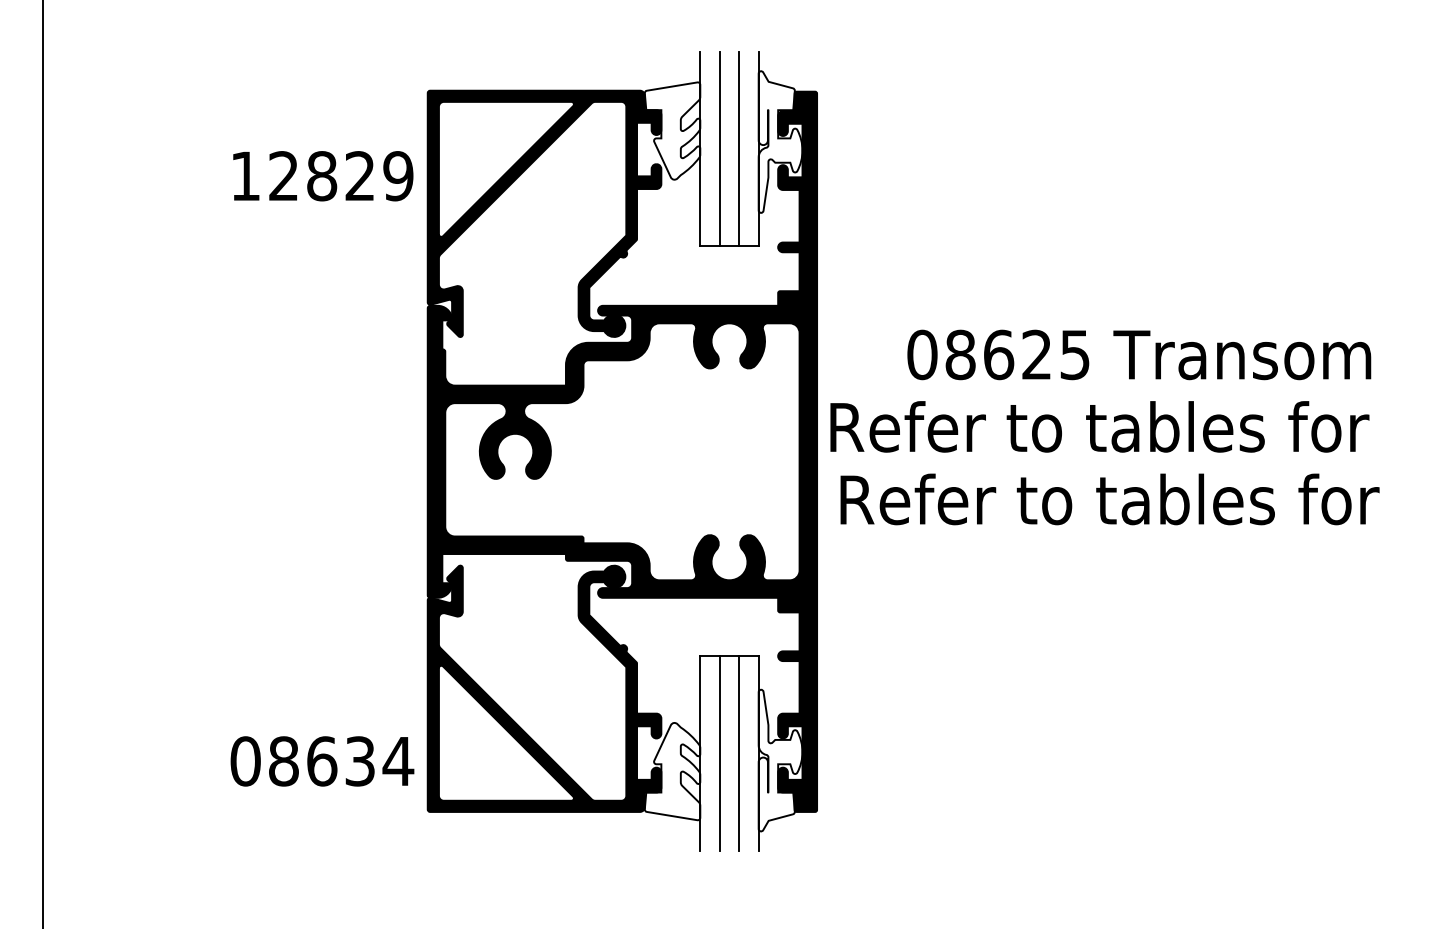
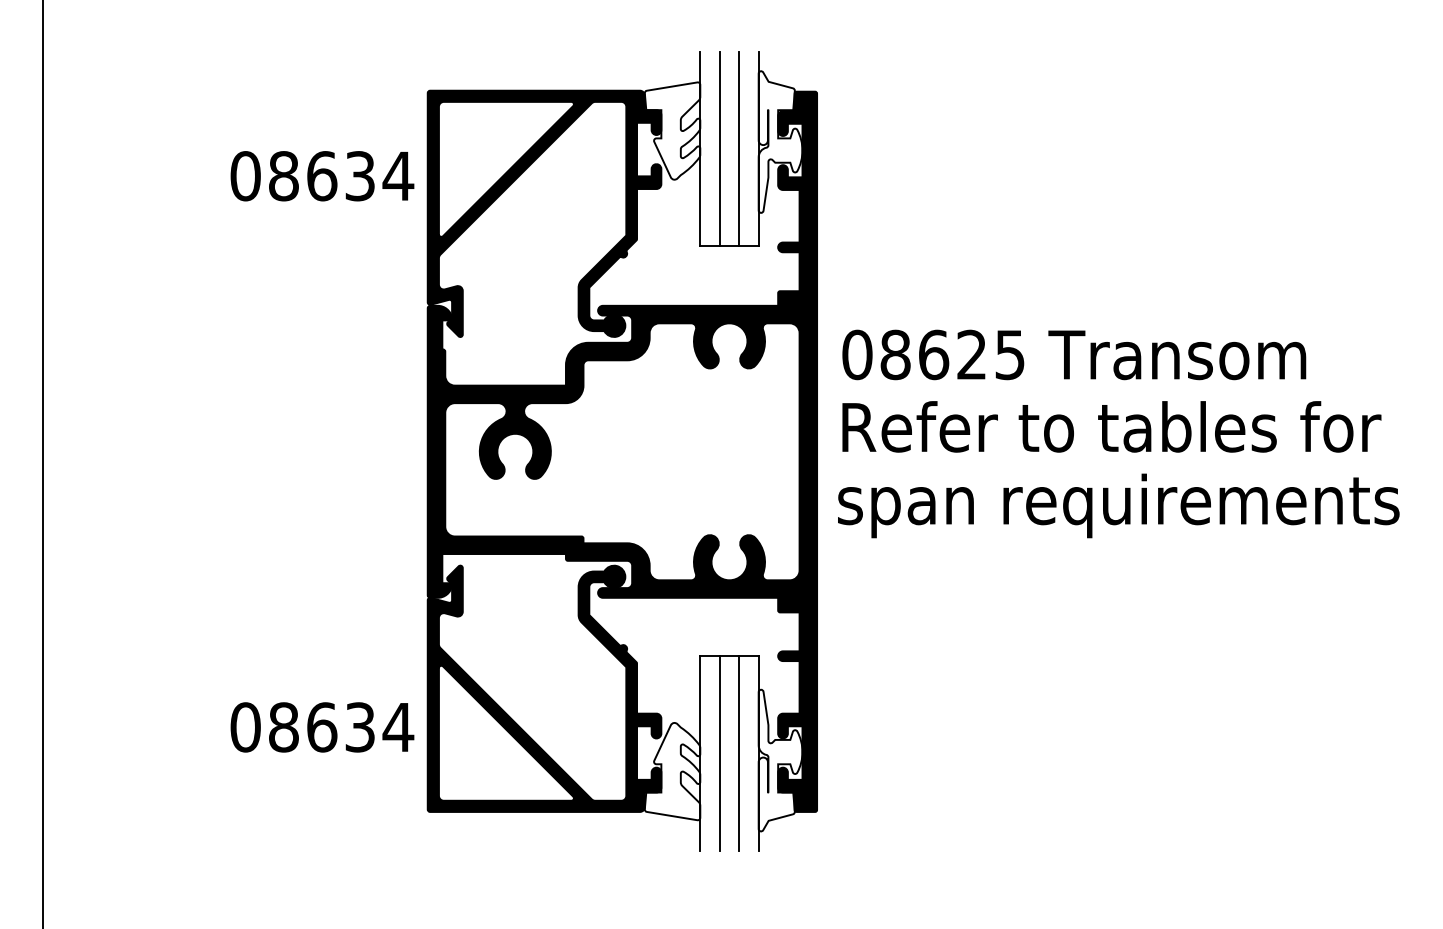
text: 12829 -> 08634 (322, 176)
text position: (1139, 354) -> (1074, 354) (1074, 354)
text position: (1099, 426) -> (1111, 426) (1111, 426)
text: Refer to tables for -> span requirements (1118, 505)
text position: (322, 761) -> (322, 727) (322, 727)
